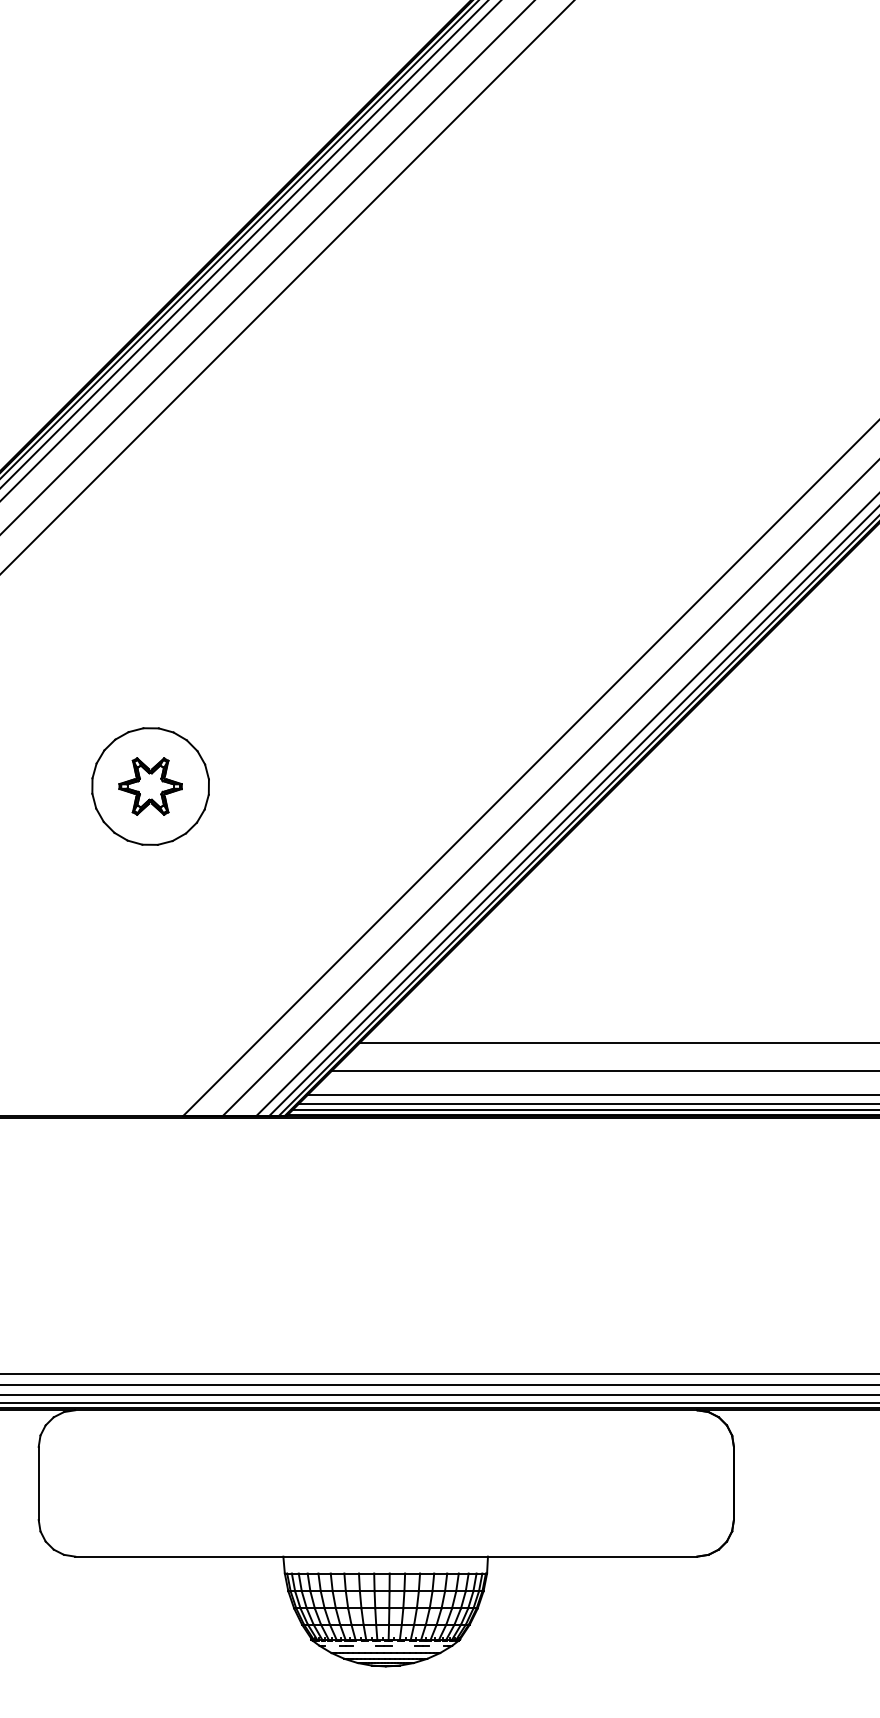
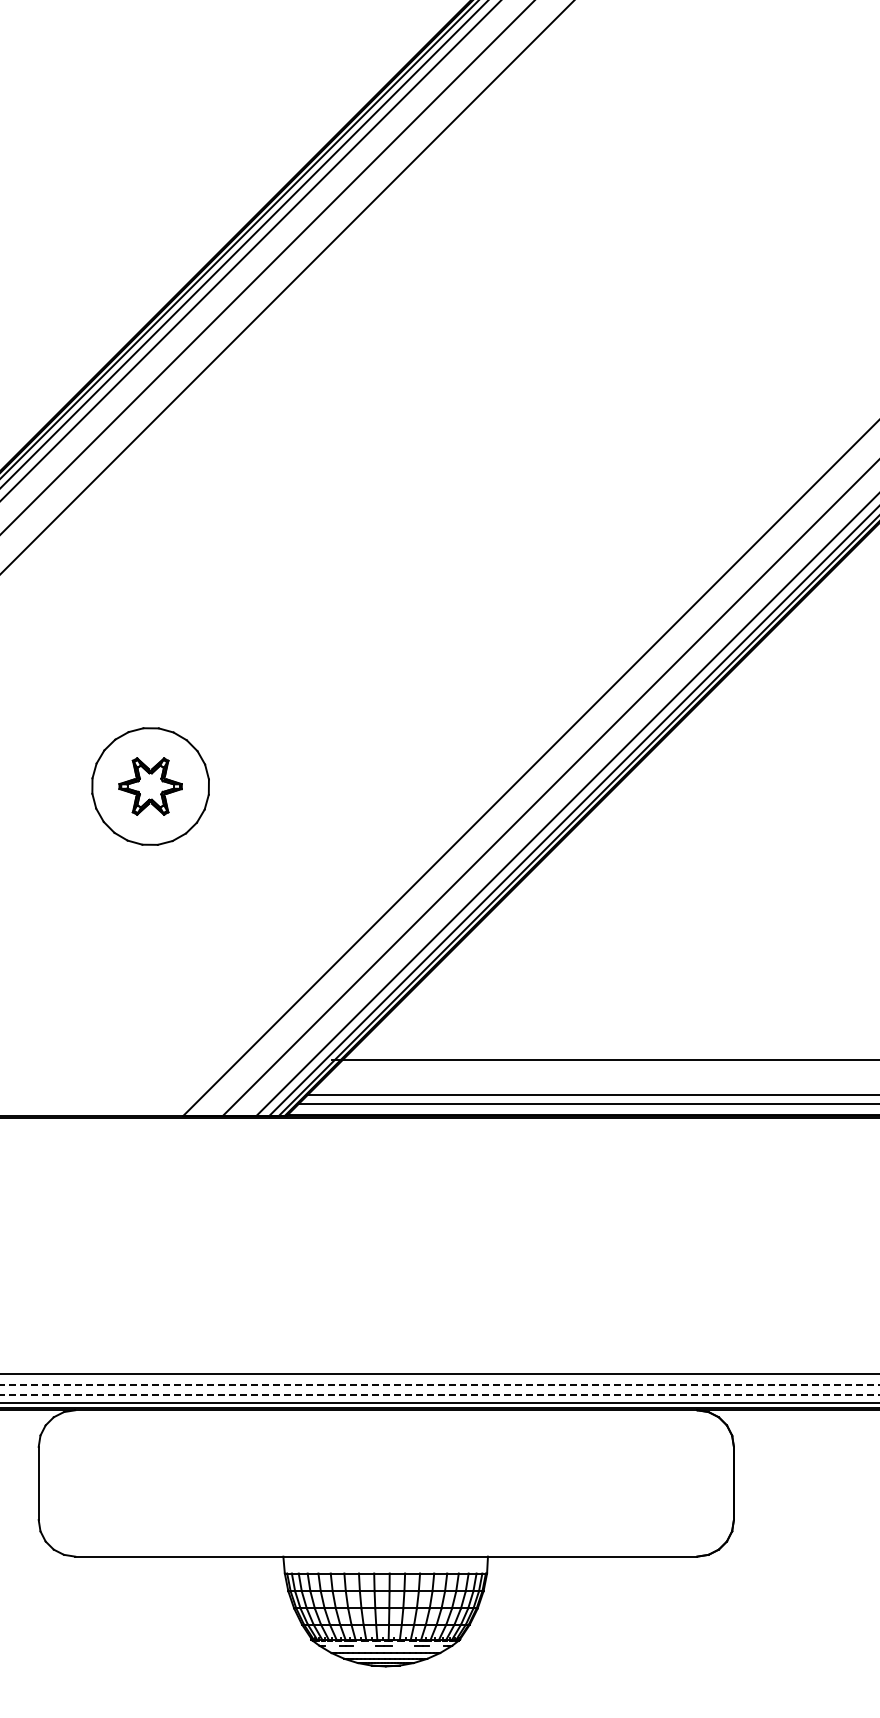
line: present -> none (617, 1042)
line position: (603, 1070) -> (603, 1059) (603, 1059)
line: present -> none (584, 1110)
line: solid -> dashed (439, 1385)
line: solid -> dashed (439, 1395)
